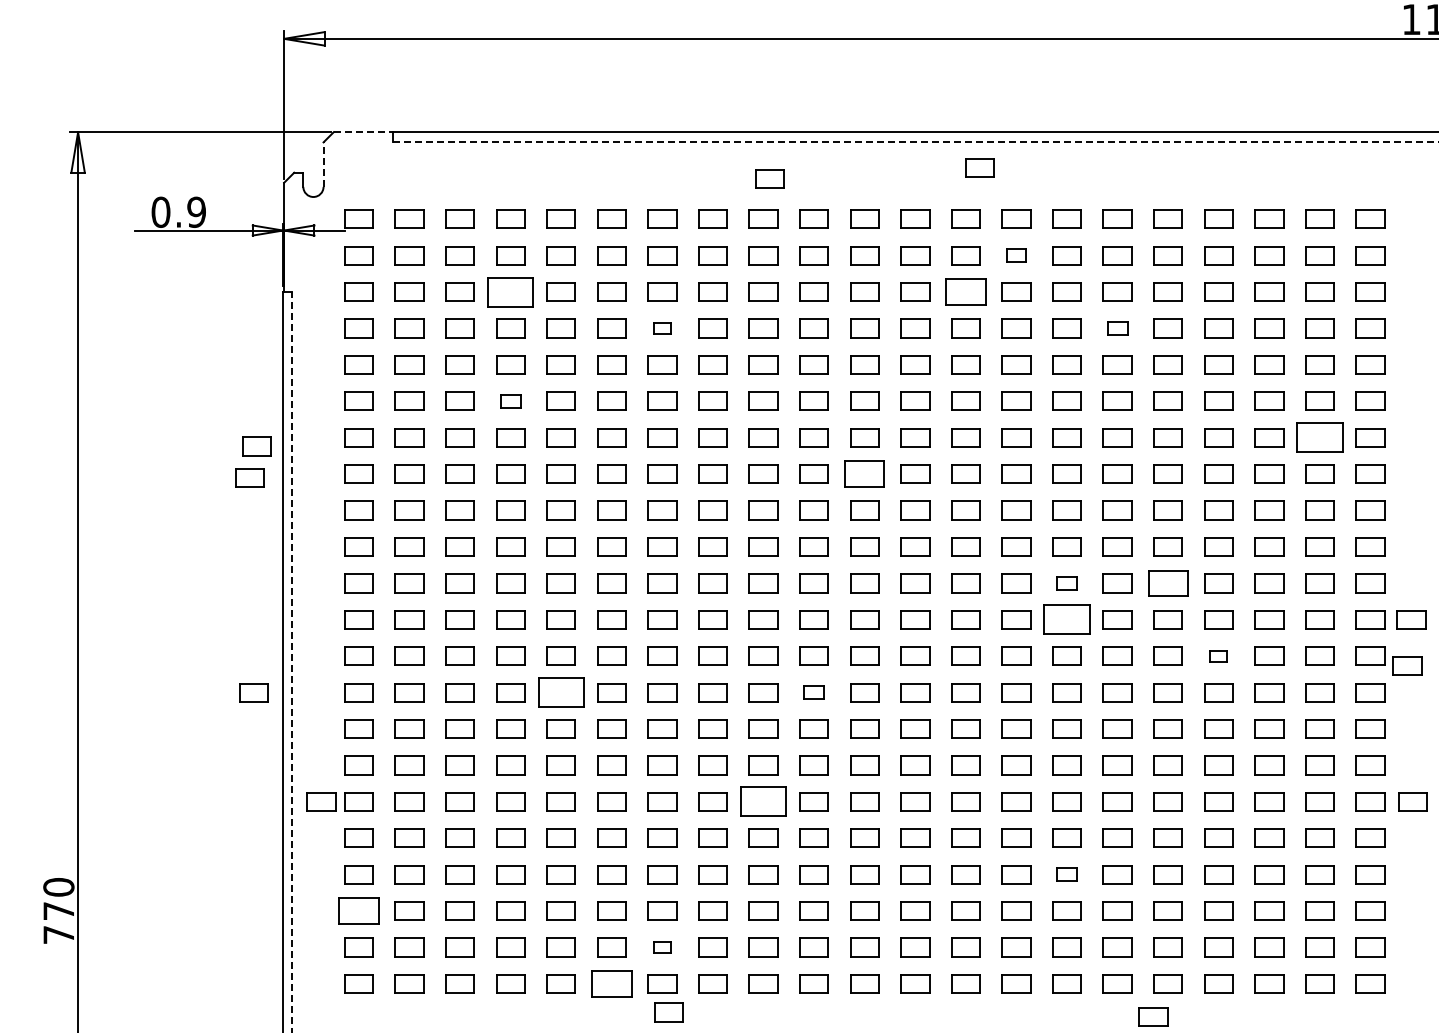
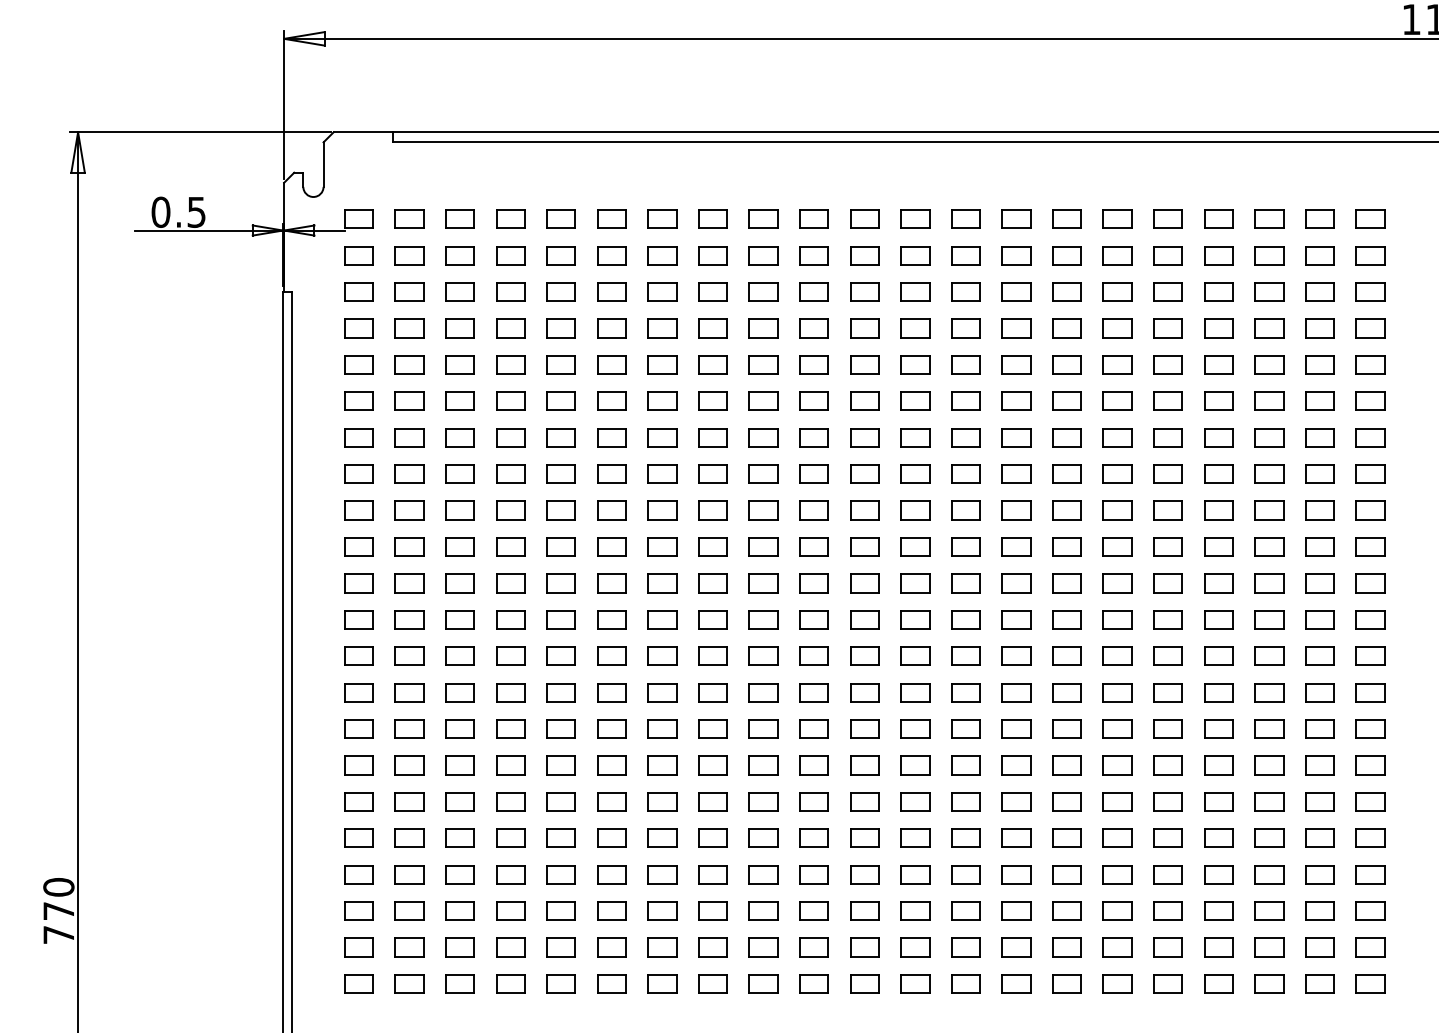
line: dashed -> solid (363, 132)
line: dashed -> solid (916, 141)
line: dashed -> solid (323, 164)
part: present -> none (979, 167)
part: present -> none (769, 178)
text: 0.9 -> 0.5 (196, 211)
part size: 21x15 px -> 31x20 px (1016, 255)
part size: 42x28 px -> 30x20 px (965, 291)
part size: 47x31 px -> 30x20 px (510, 291)
part size: 19x13 px -> 31x21 px (662, 328)
part size: 22x15 px -> 31x21 px (1117, 328)
part size: 22x15 px -> 30x20 px (510, 400)
part size: 48x31 px -> 30x20 px (1319, 437)
part: present -> none (256, 446)
part size: 41x28 px -> 30x20 px (864, 473)
part: present -> none (249, 477)
part size: 22x15 px -> 30x21 px (1066, 583)
part size: 41x27 px -> 30x21 px (1167, 583)
part size: 48x31 px -> 30x20 px (1066, 619)
part: present -> none (1411, 619)
part size: 19x13 px -> 30x20 px (1218, 655)
line: dashed -> solid (292, 661)
part: present -> none (1407, 665)
part: present -> none (253, 692)
part size: 47x31 px -> 30x20 px (560, 692)
part size: 22x15 px -> 30x20 px (813, 692)
part: present -> none (321, 801)
part size: 47x31 px -> 31x20 px (763, 801)
part: present -> none (1412, 801)
part size: 22x15 px -> 30x20 px (1066, 874)
part size: 42x28 px -> 30x20 px (358, 910)
part size: 19x13 px -> 31x21 px (662, 947)
part size: 42x28 px -> 30x20 px (611, 983)
part: present -> none (668, 1012)
part: present -> none (1153, 1016)
